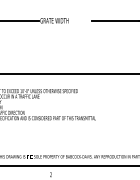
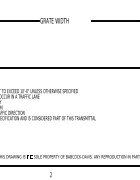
line position: (69, 74) -> (69, 68) (69, 68)
